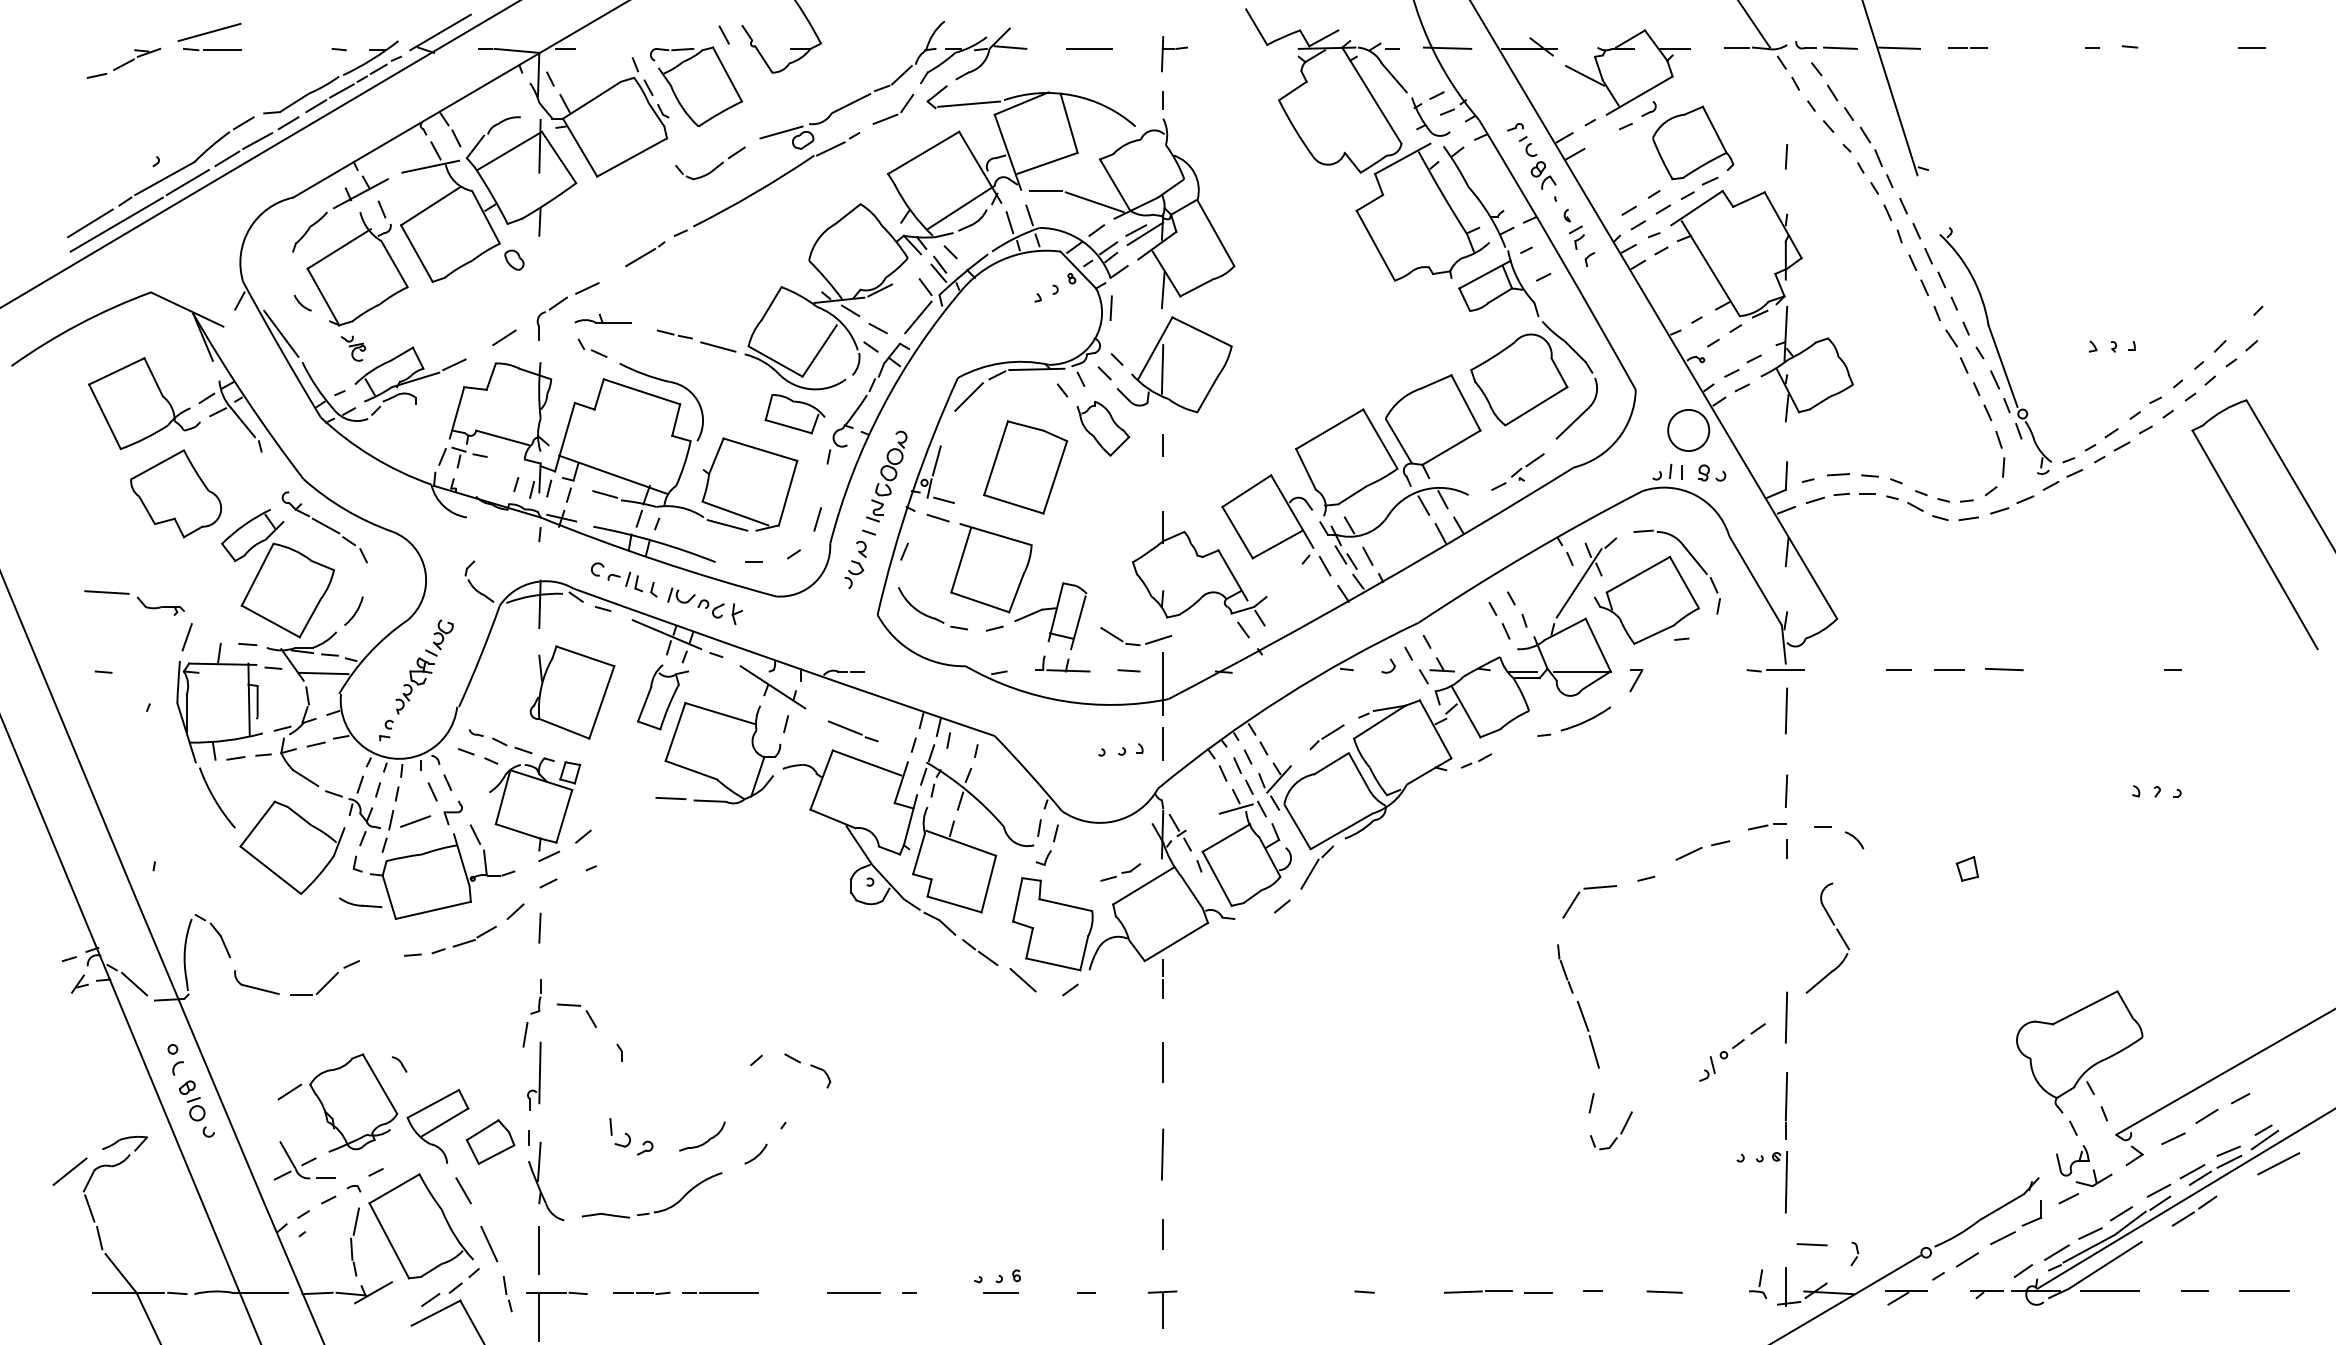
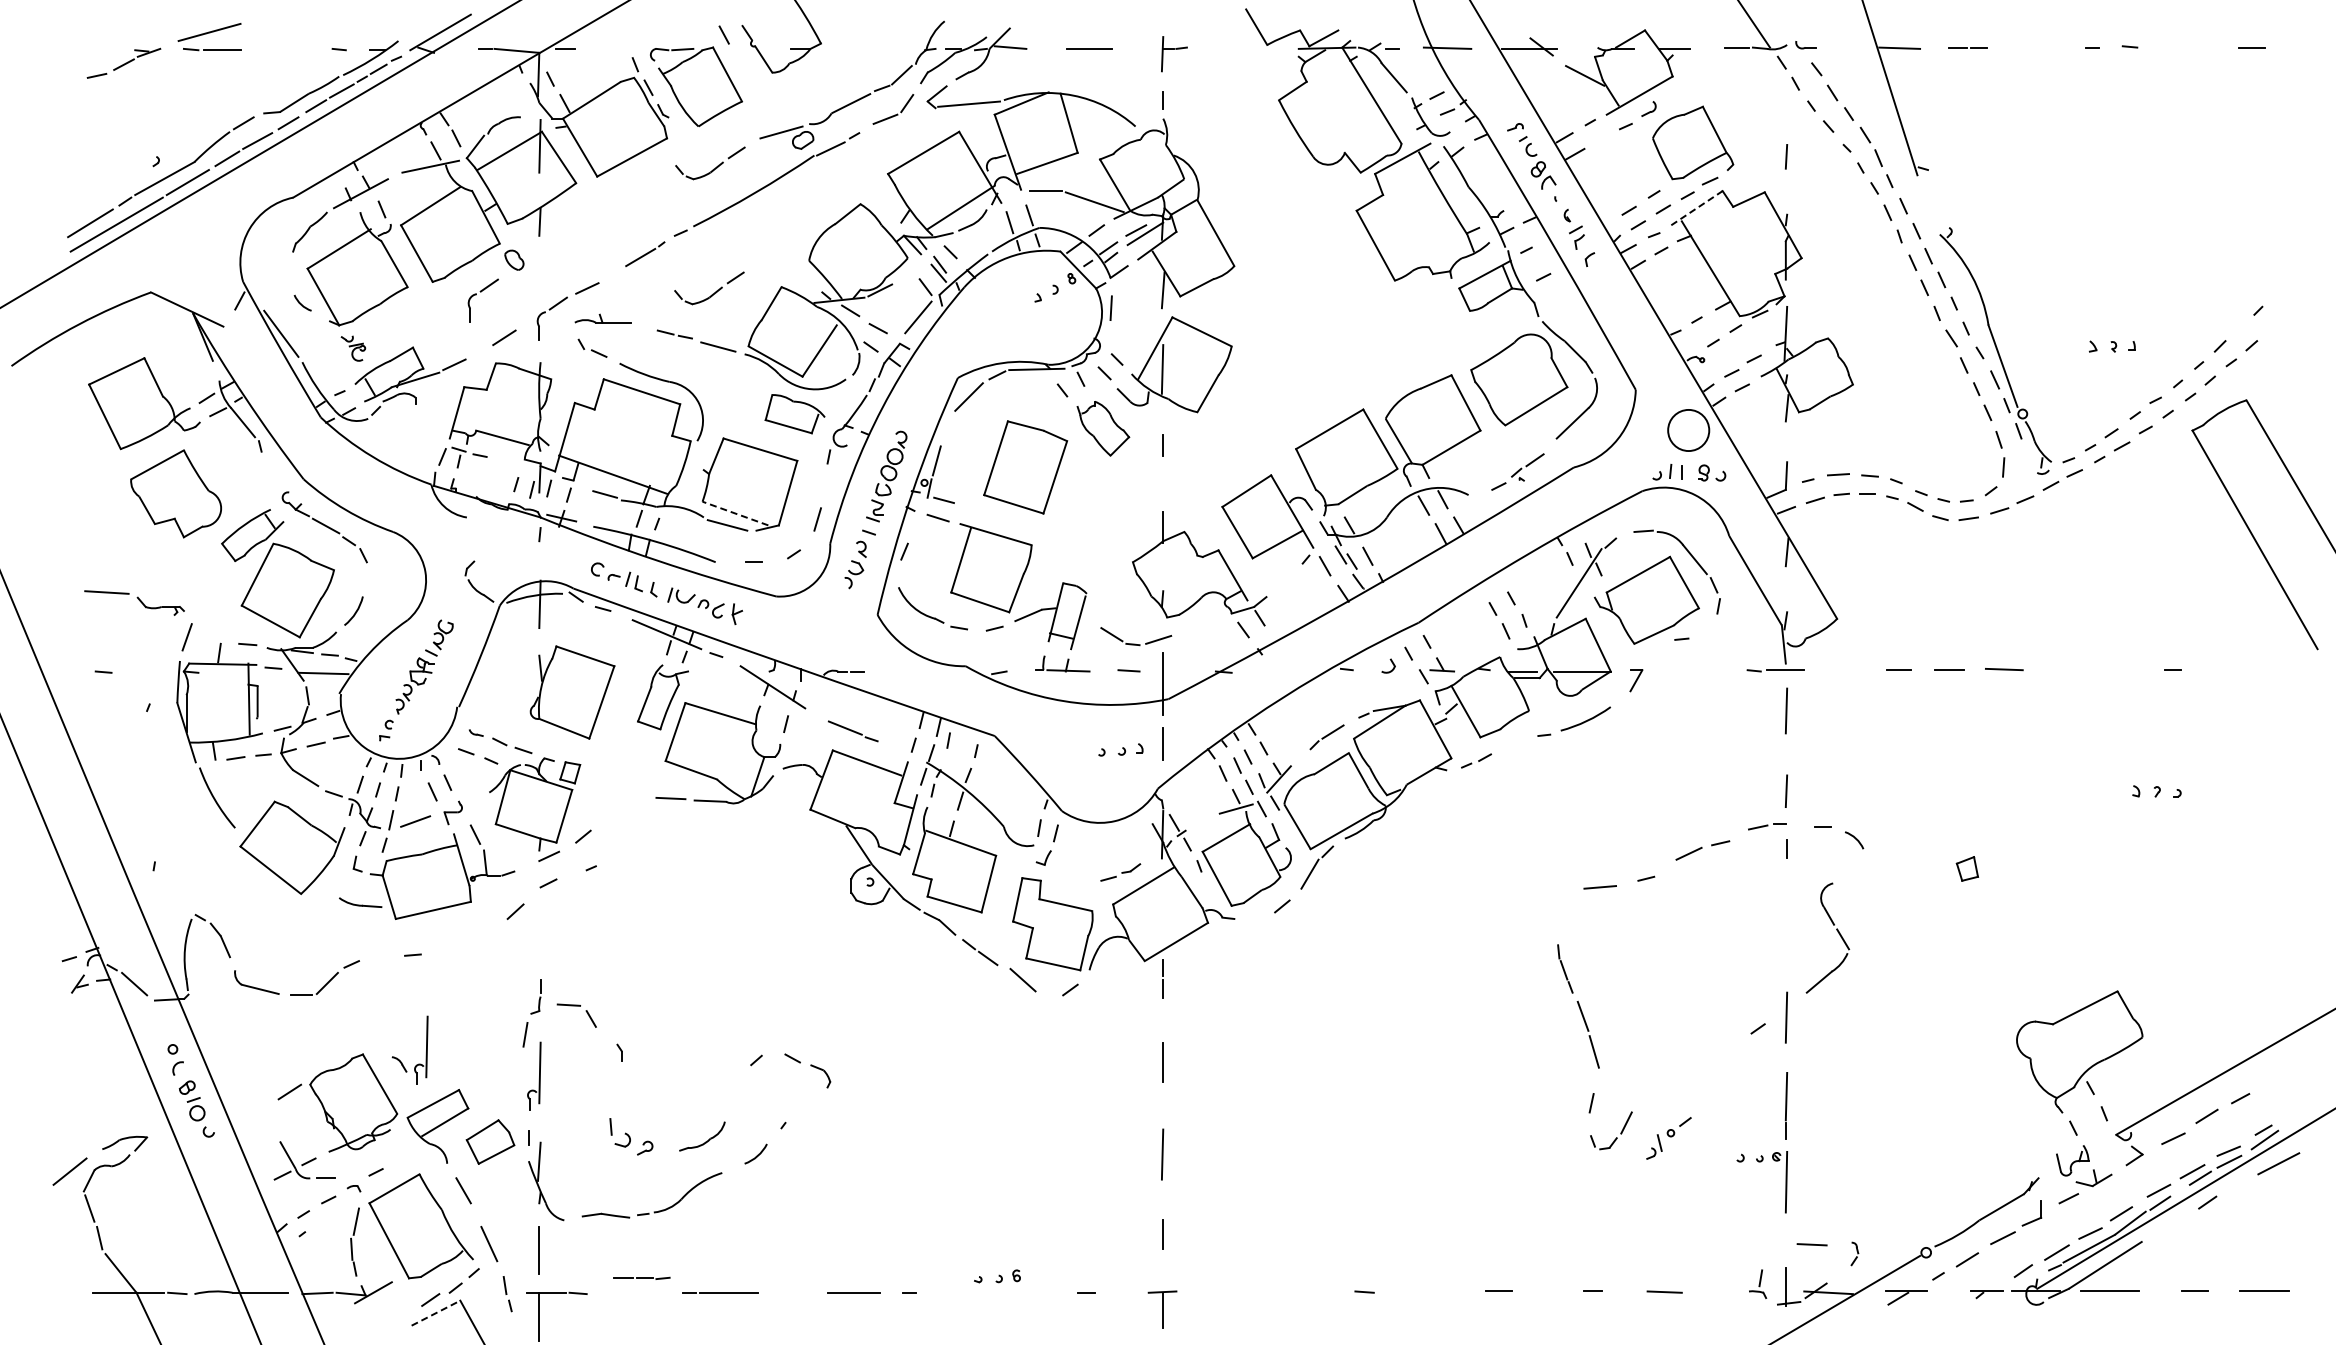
line: present -> none (1840, 47)
line: solid -> dashed (1696, 208)
part: none -> present (709, 288)
part: none -> present (476, 295)
line: solid -> dashed (735, 513)
line: present -> none (1571, 904)
line: present -> none (539, 927)
part: present -> none (463, 939)
part: none -> present (421, 1049)
part position: (1721, 1060) -> (1668, 1138) (1668, 1138)
line: present -> none (2182, 1218)
line: present -> none (1462, 1291)
part position: (641, 1292) -> (641, 1277) (641, 1277)
line: present -> none (1001, 1292)
line: present -> none (1538, 1292)
line: solid -> dashed (436, 1312)
